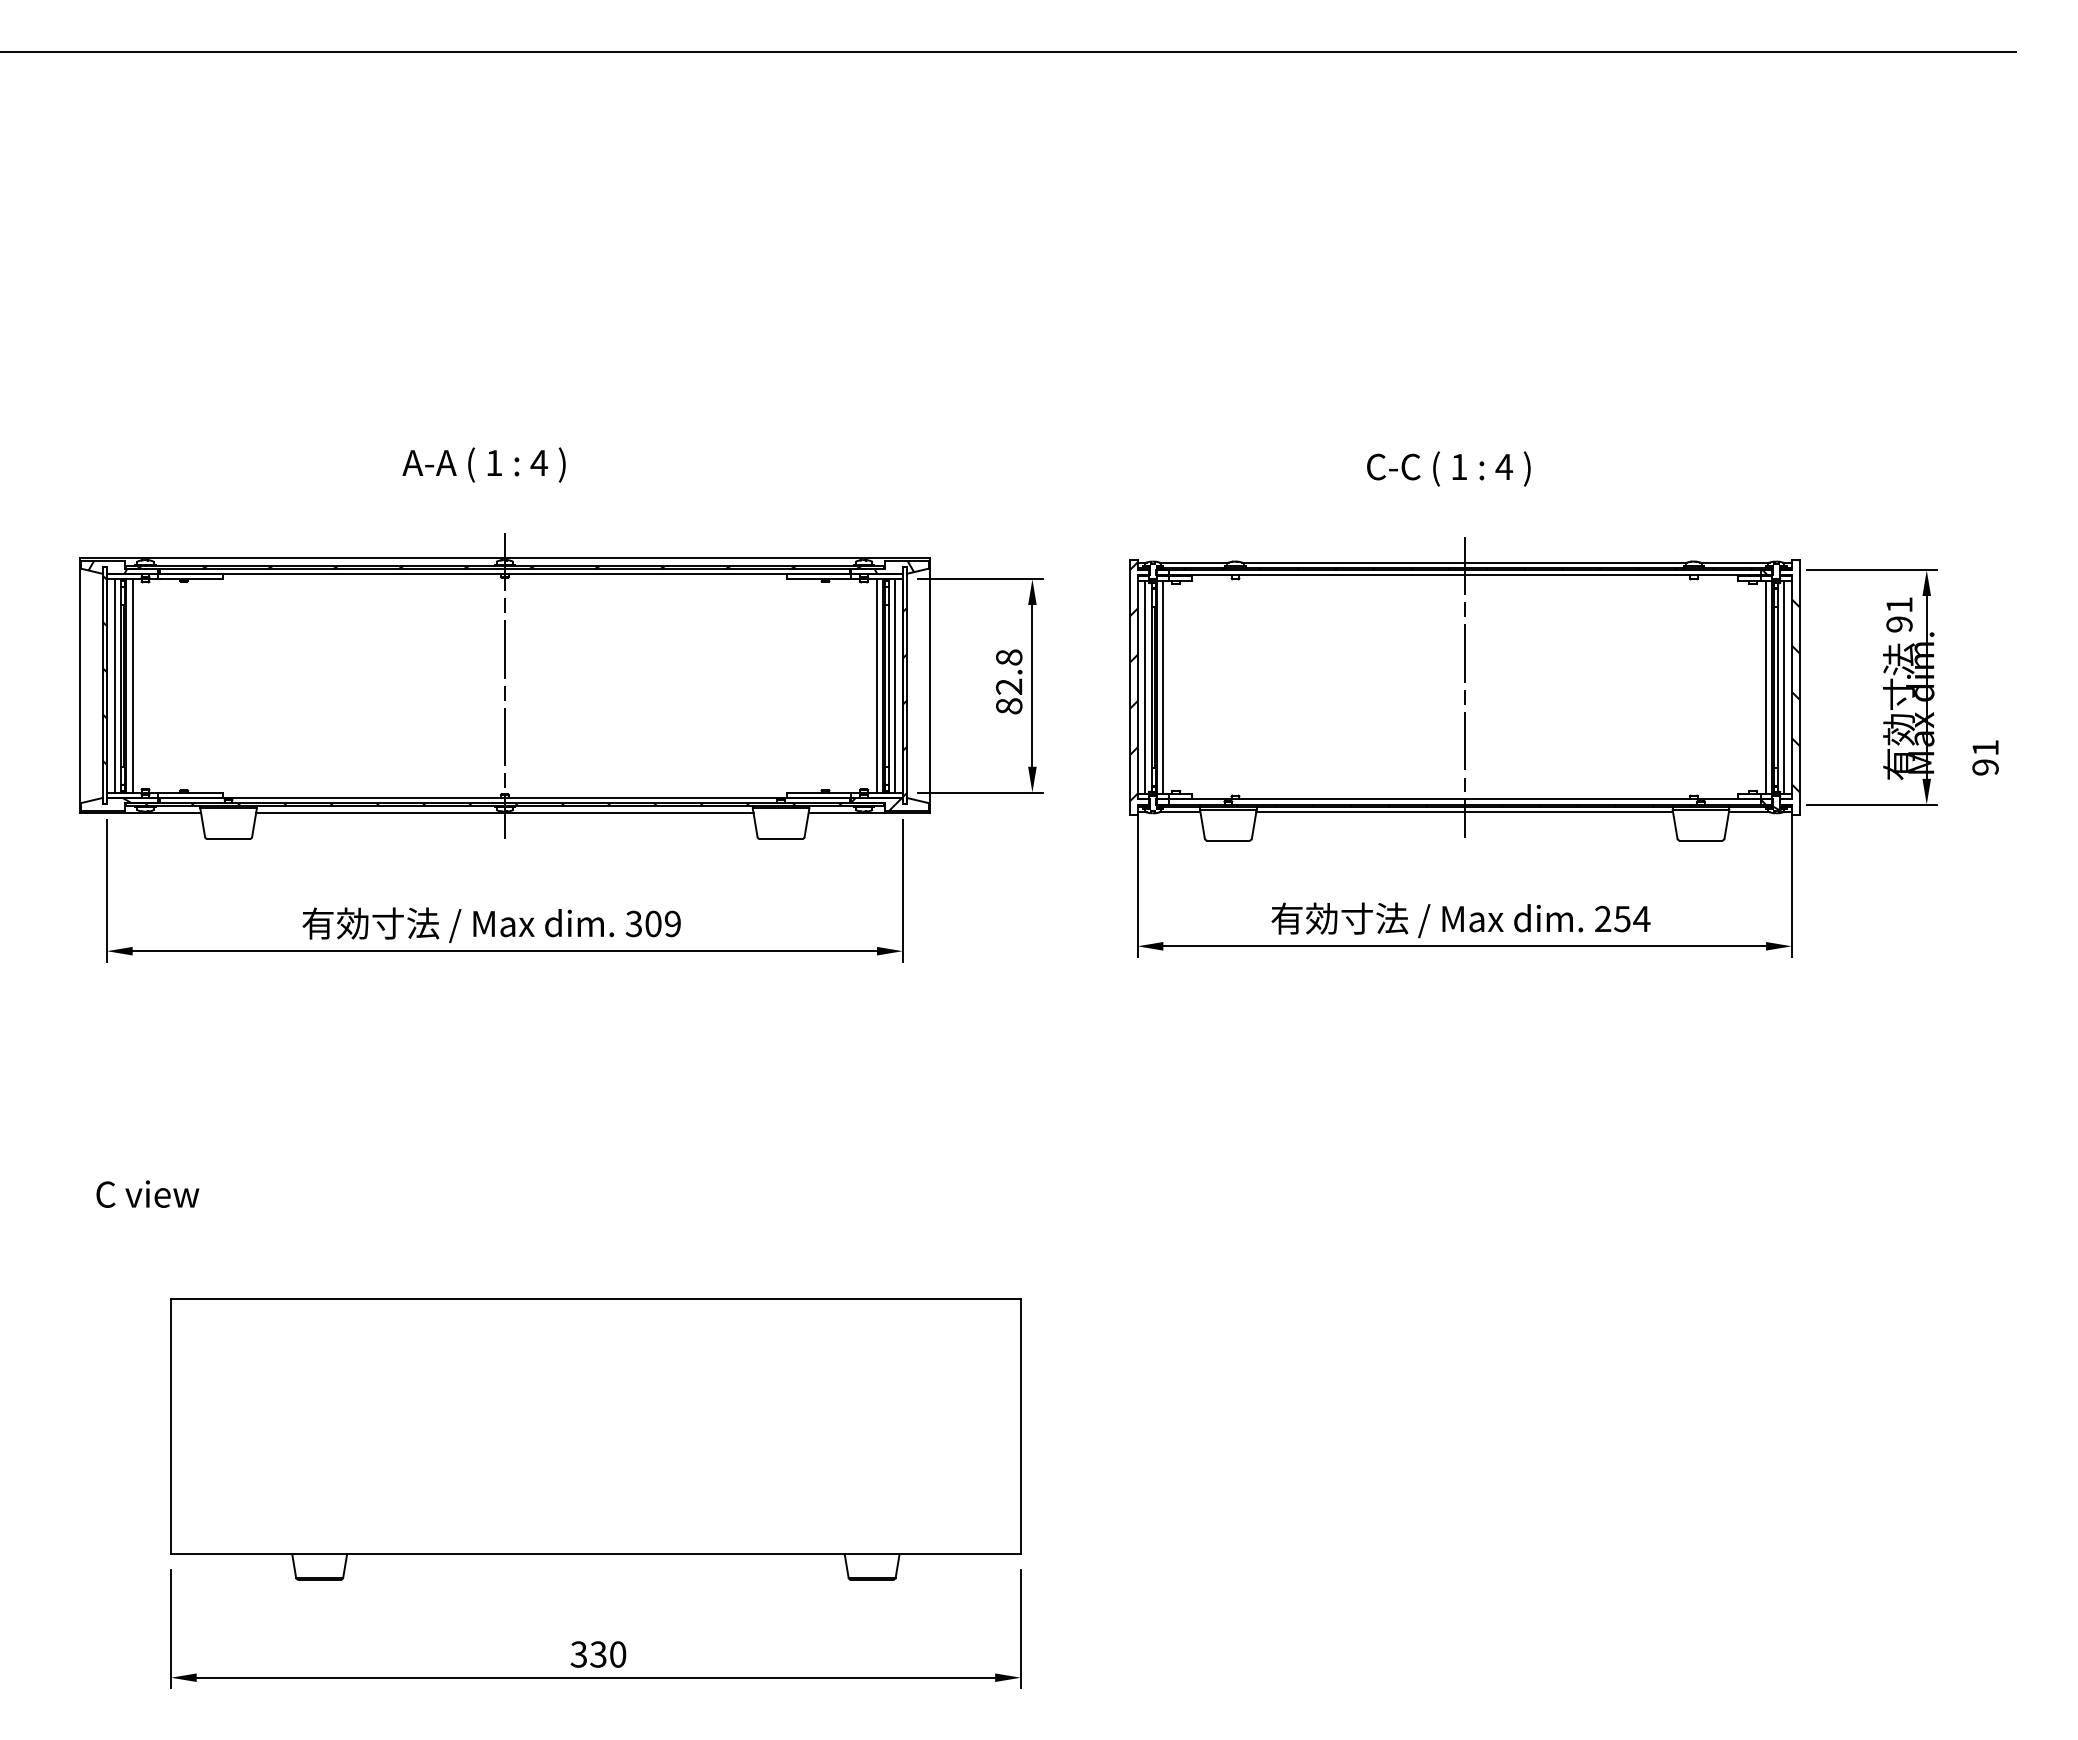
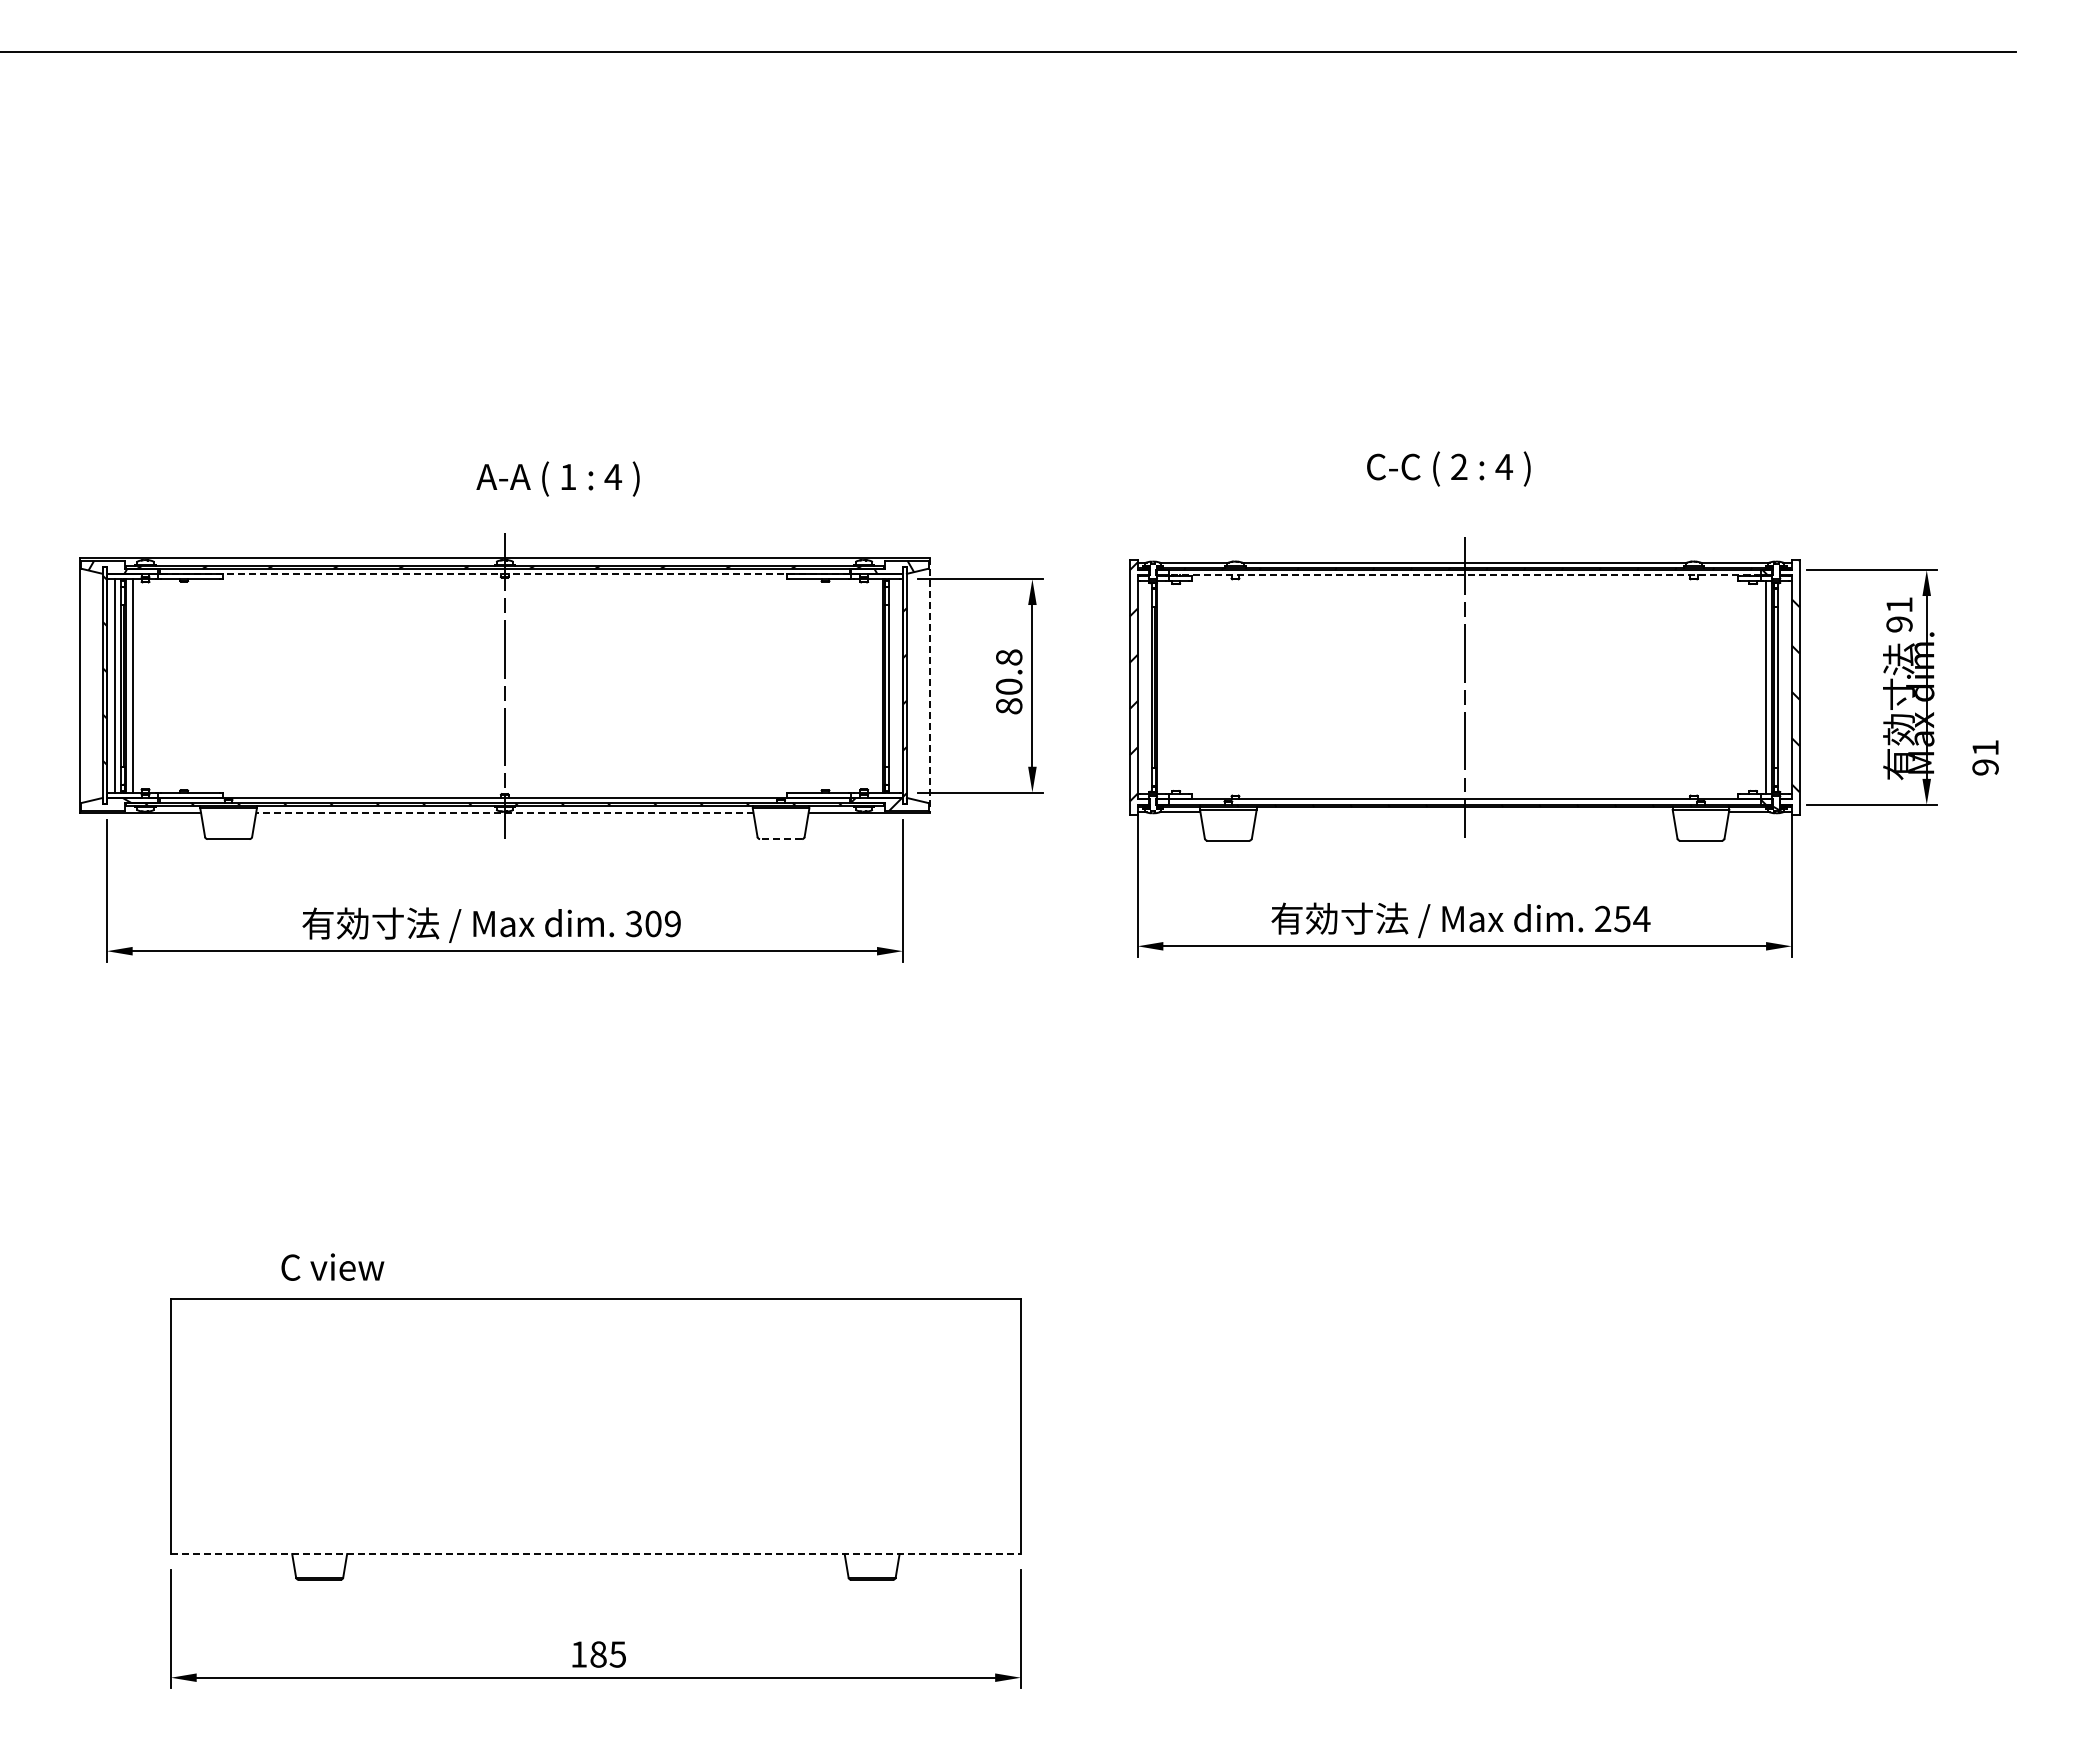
text position: (483, 464) -> (557, 478) (557, 478)
text: 1 -> 2 (1459, 466)
line: solid -> dashed (504, 573)
line: solid -> dashed (1464, 575)
line: present -> none (877, 685)
line: present -> none (895, 685)
line: solid -> dashed (929, 686)
text: 82.8 -> 80.8 (1009, 686)
line: present -> none (1145, 687)
line: present -> none (1163, 687)
line: present -> none (1784, 687)
line: present -> none (1464, 812)
line: solid -> dashed (504, 813)
line: solid -> dashed (781, 839)
text position: (147, 1193) -> (332, 1266) (332, 1266)
line: solid -> dashed (595, 1554)
text: 330 -> 185 (598, 1654)
